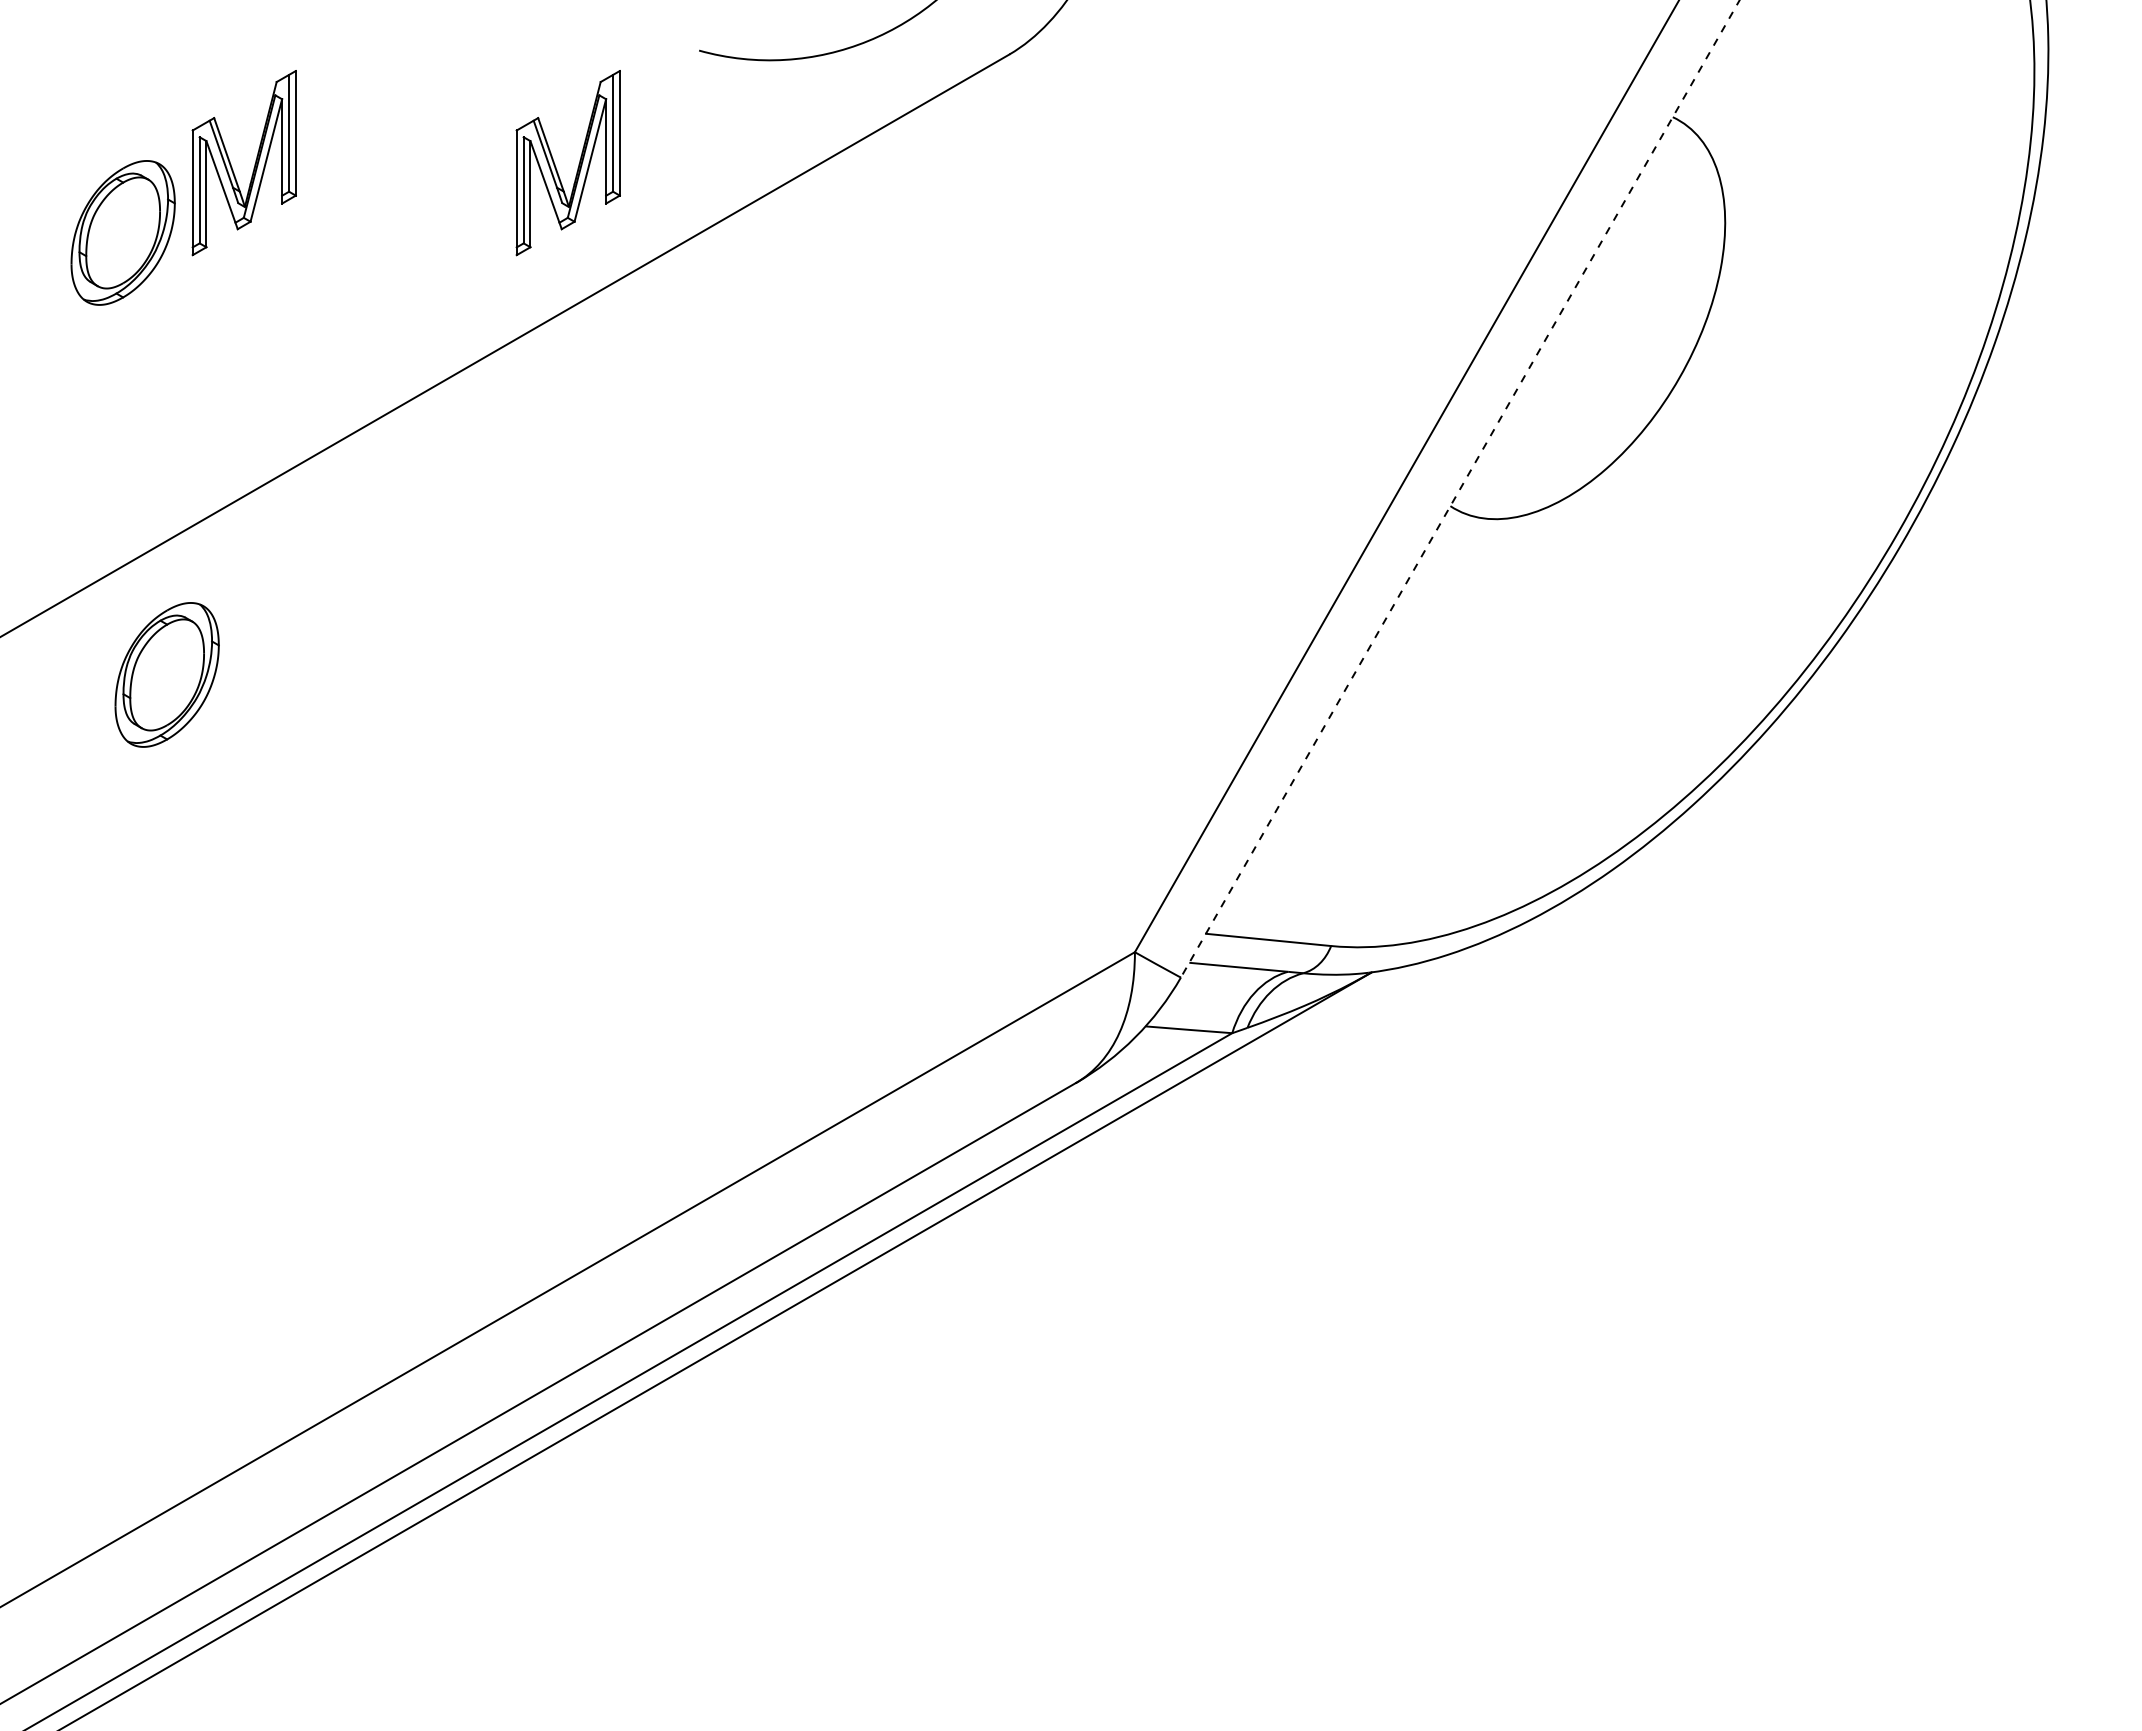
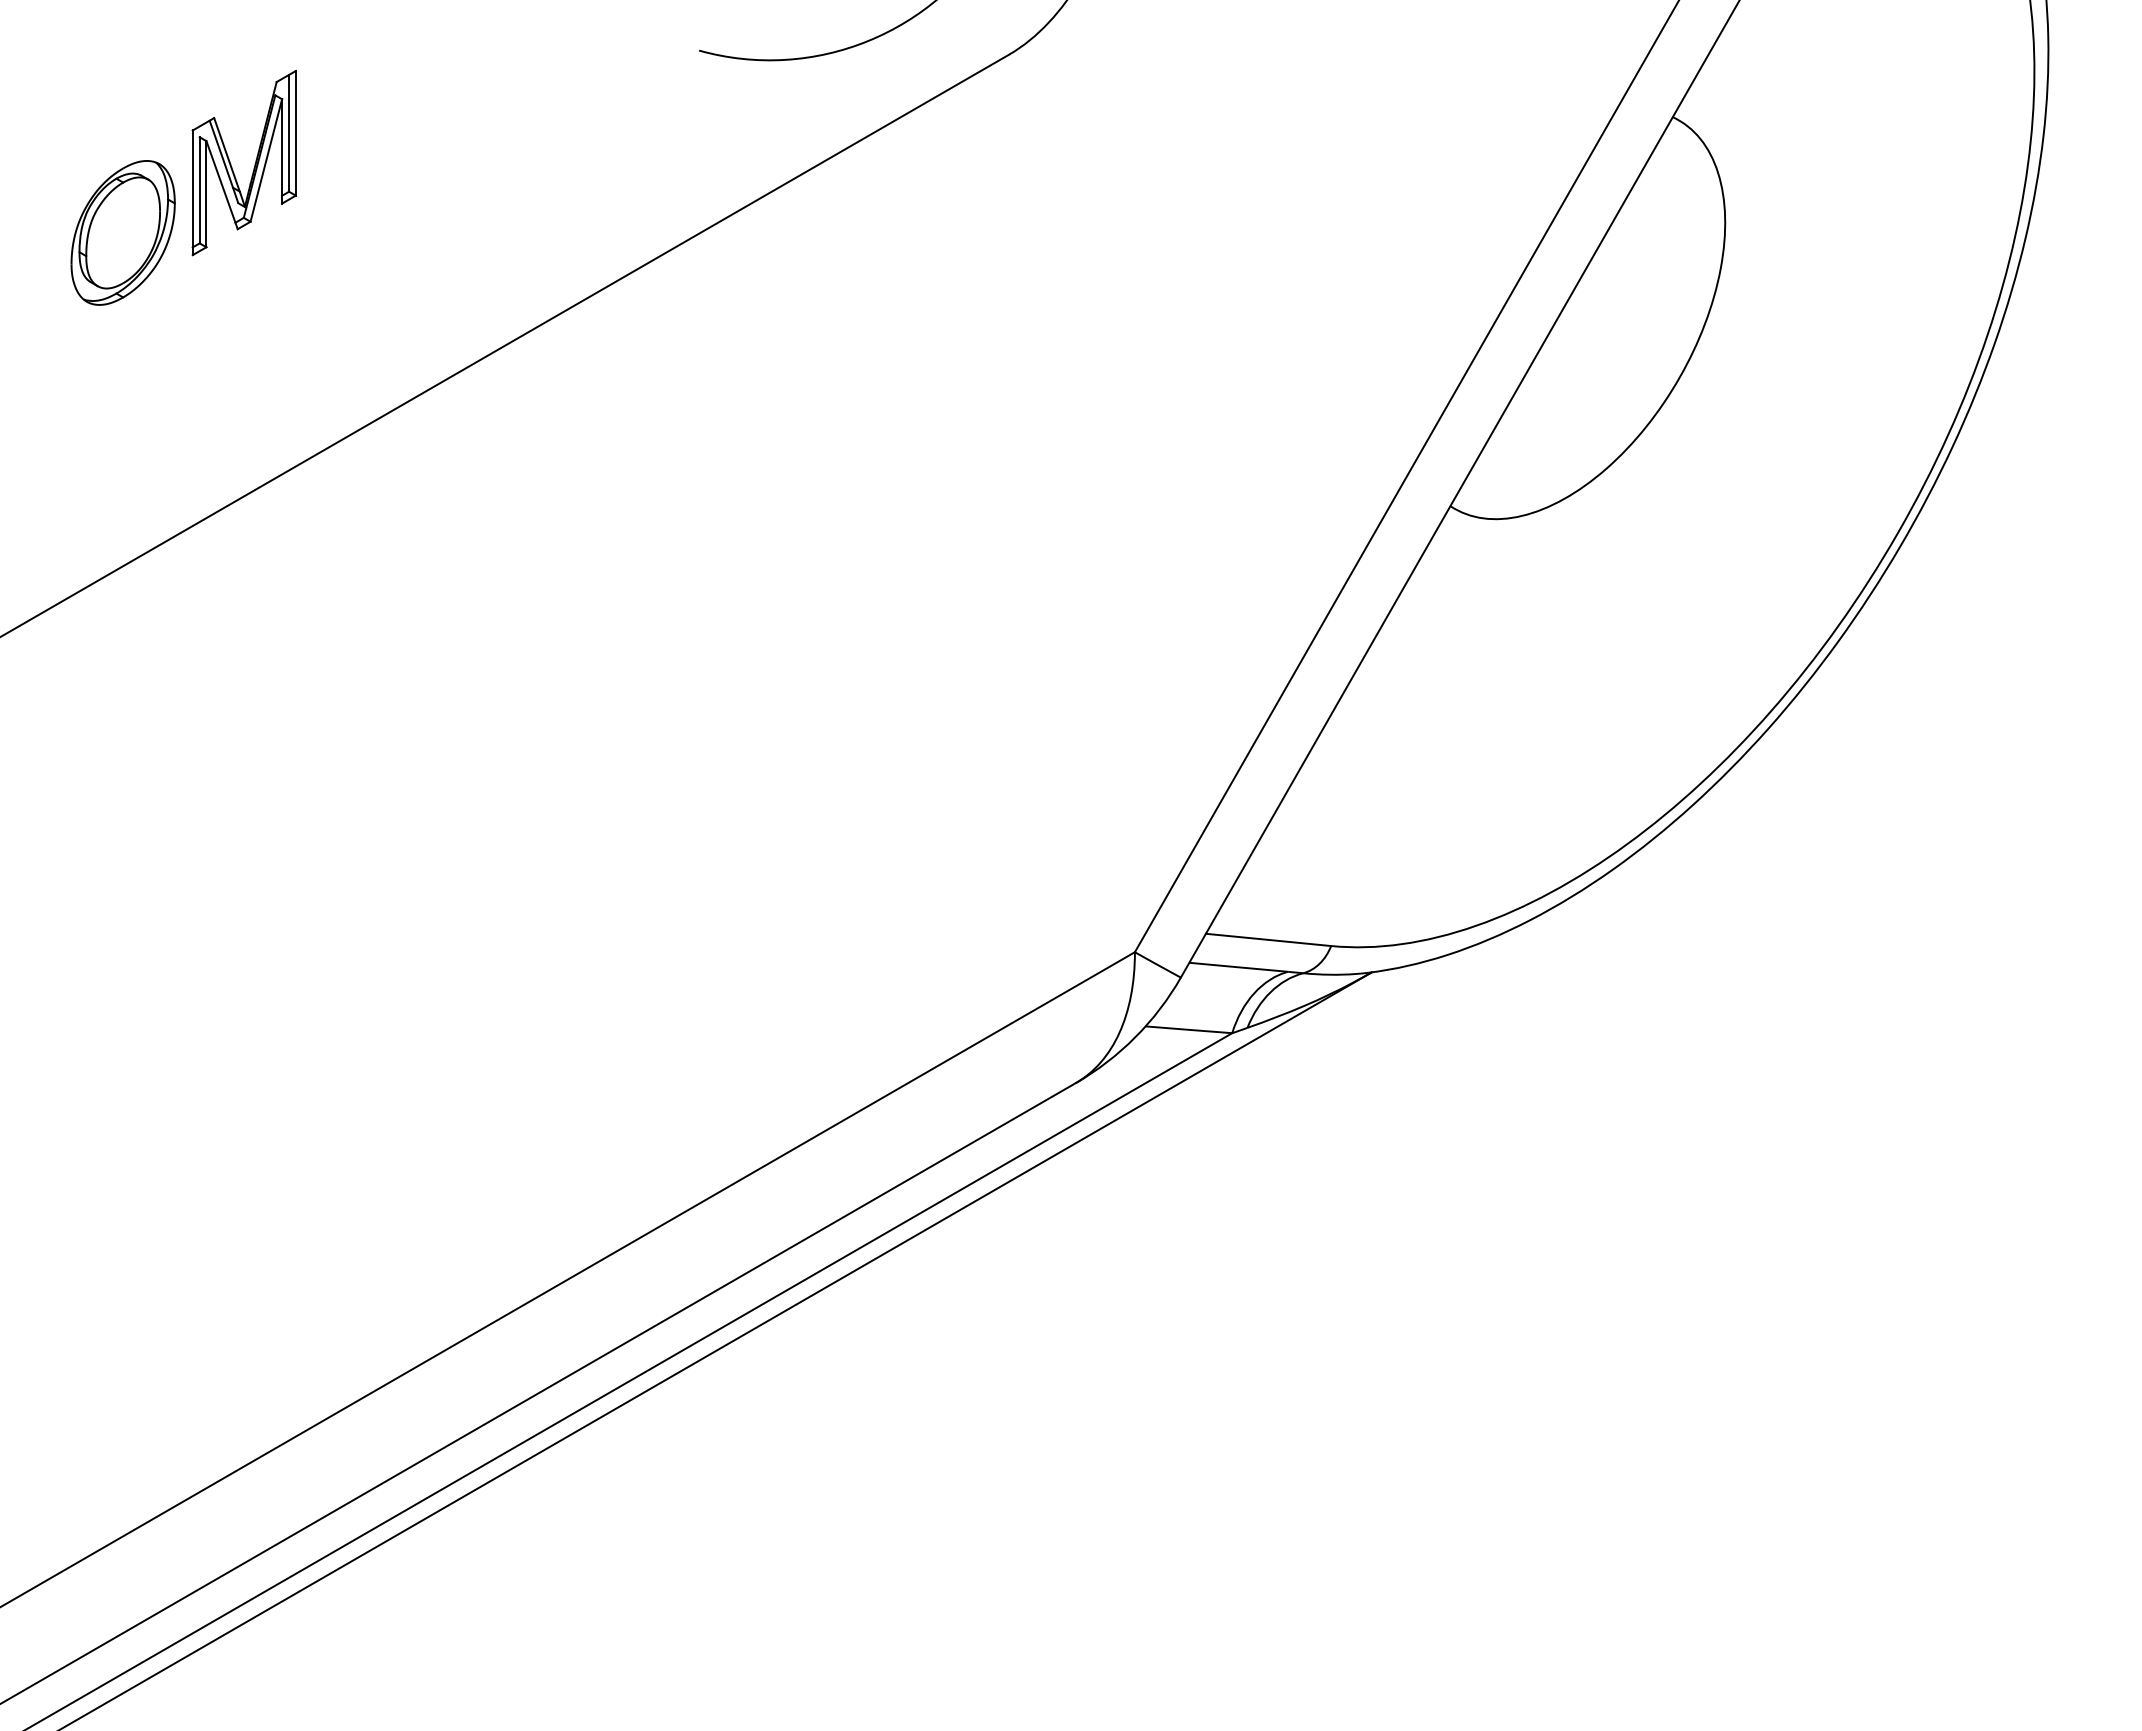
part: present -> none (577, 167)
line: dashed -> solid (1460, 488)
part: present -> none (166, 674)
